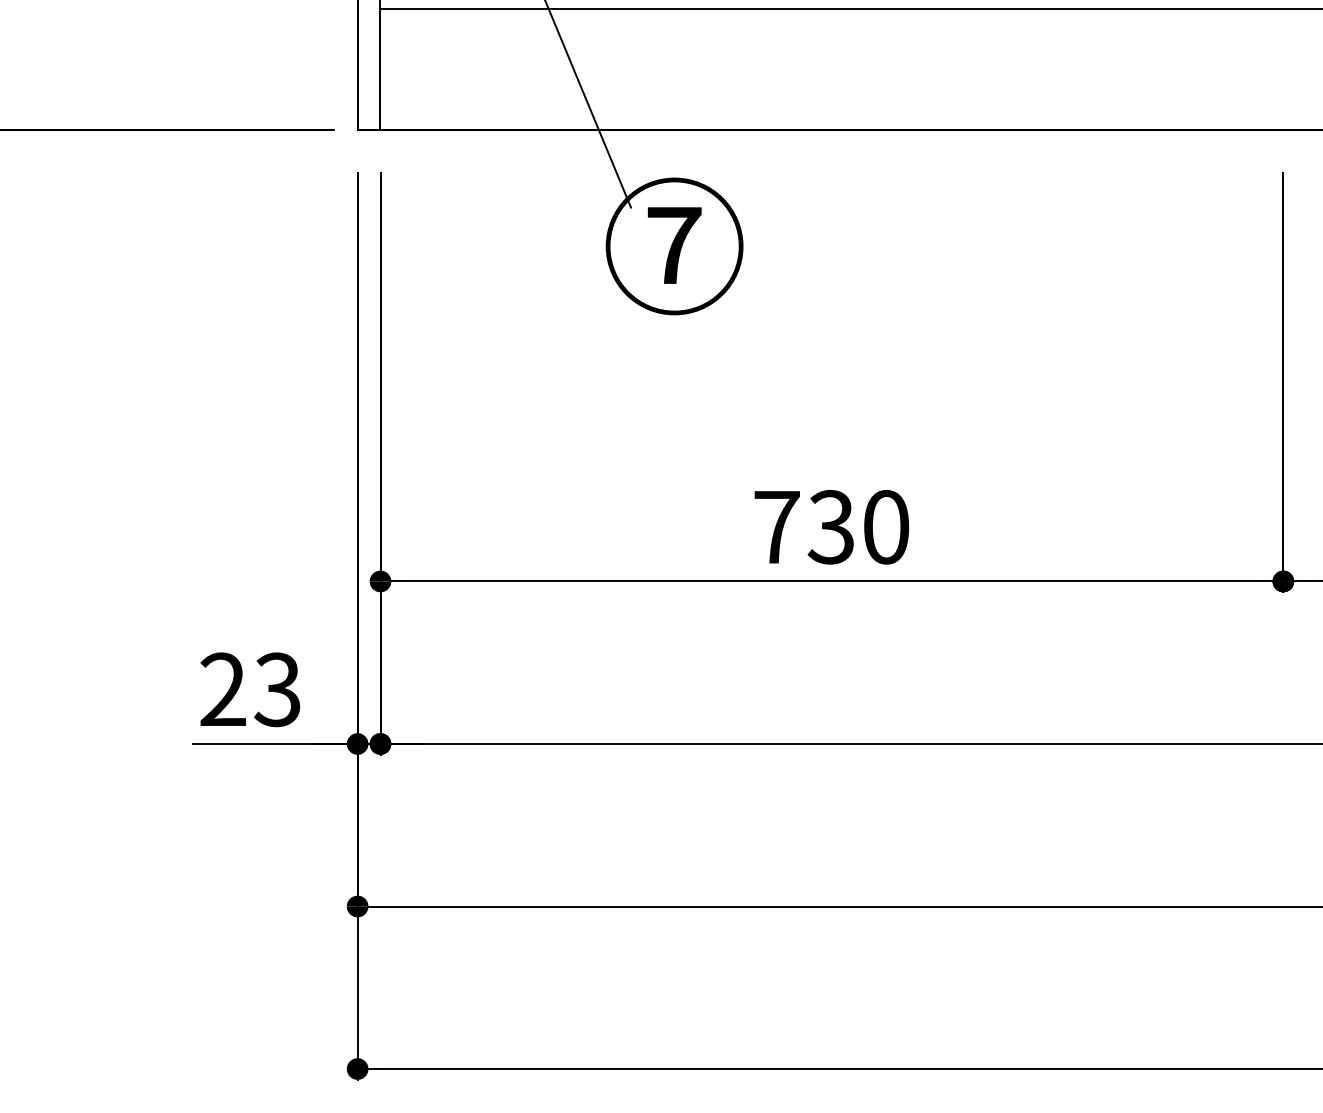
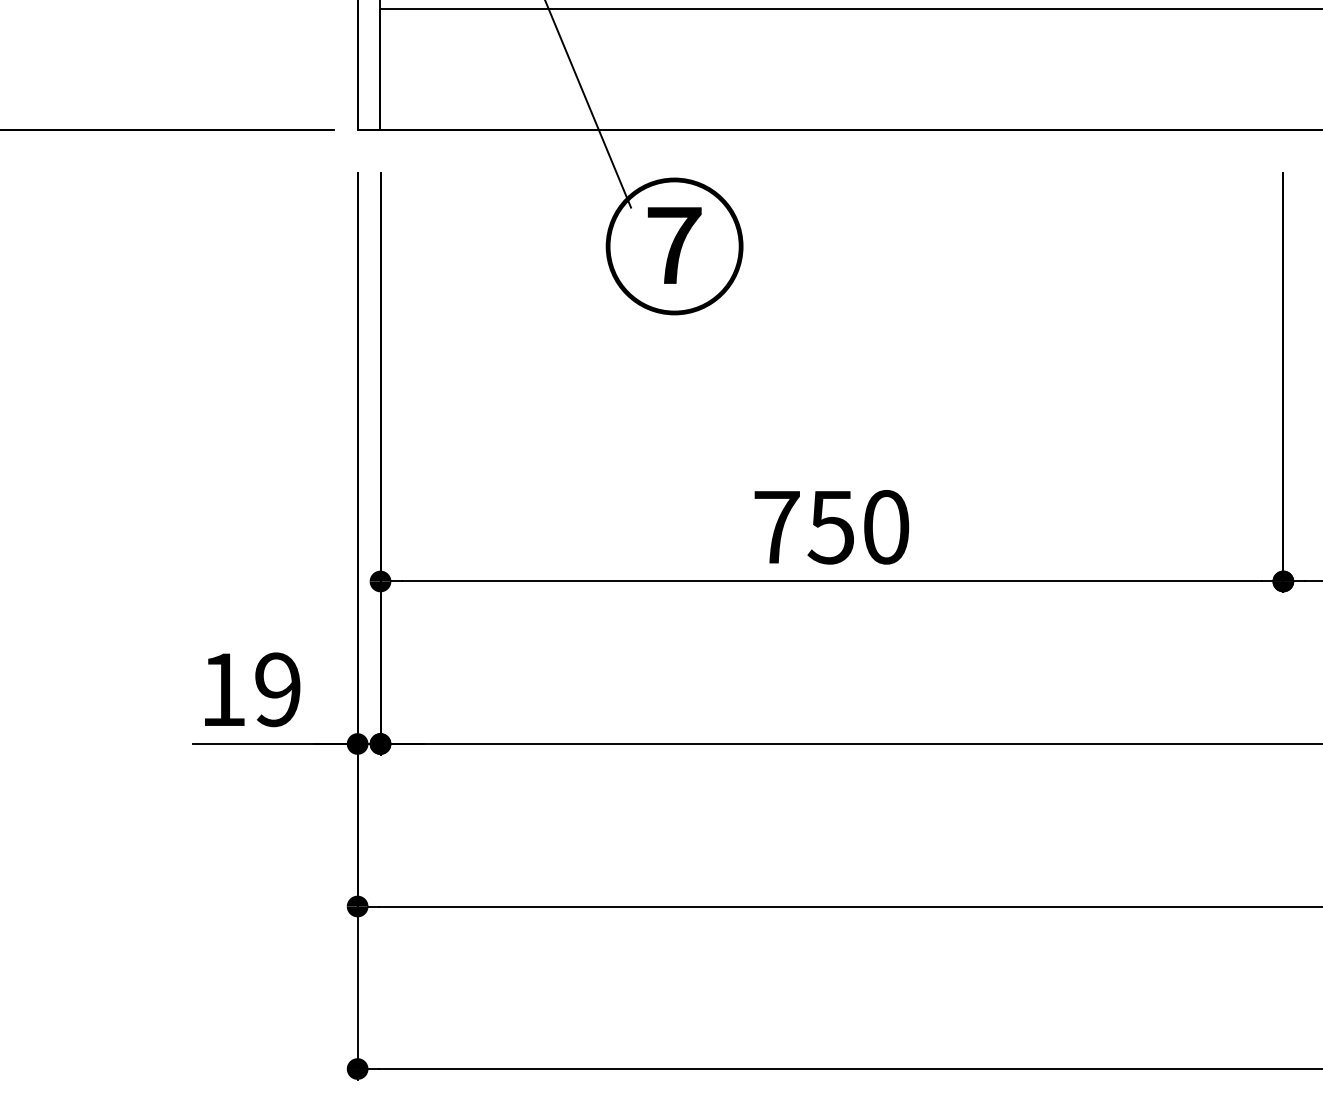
text: 730 -> 750 (830, 527)
text: 23 -> 19 (250, 689)
